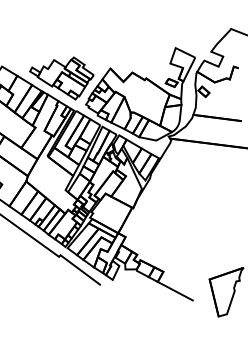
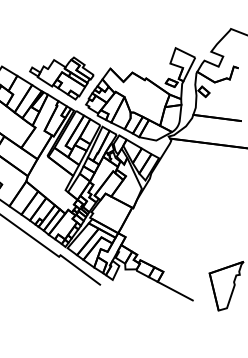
part position: (226, 292) -> (226, 286) (226, 286)
